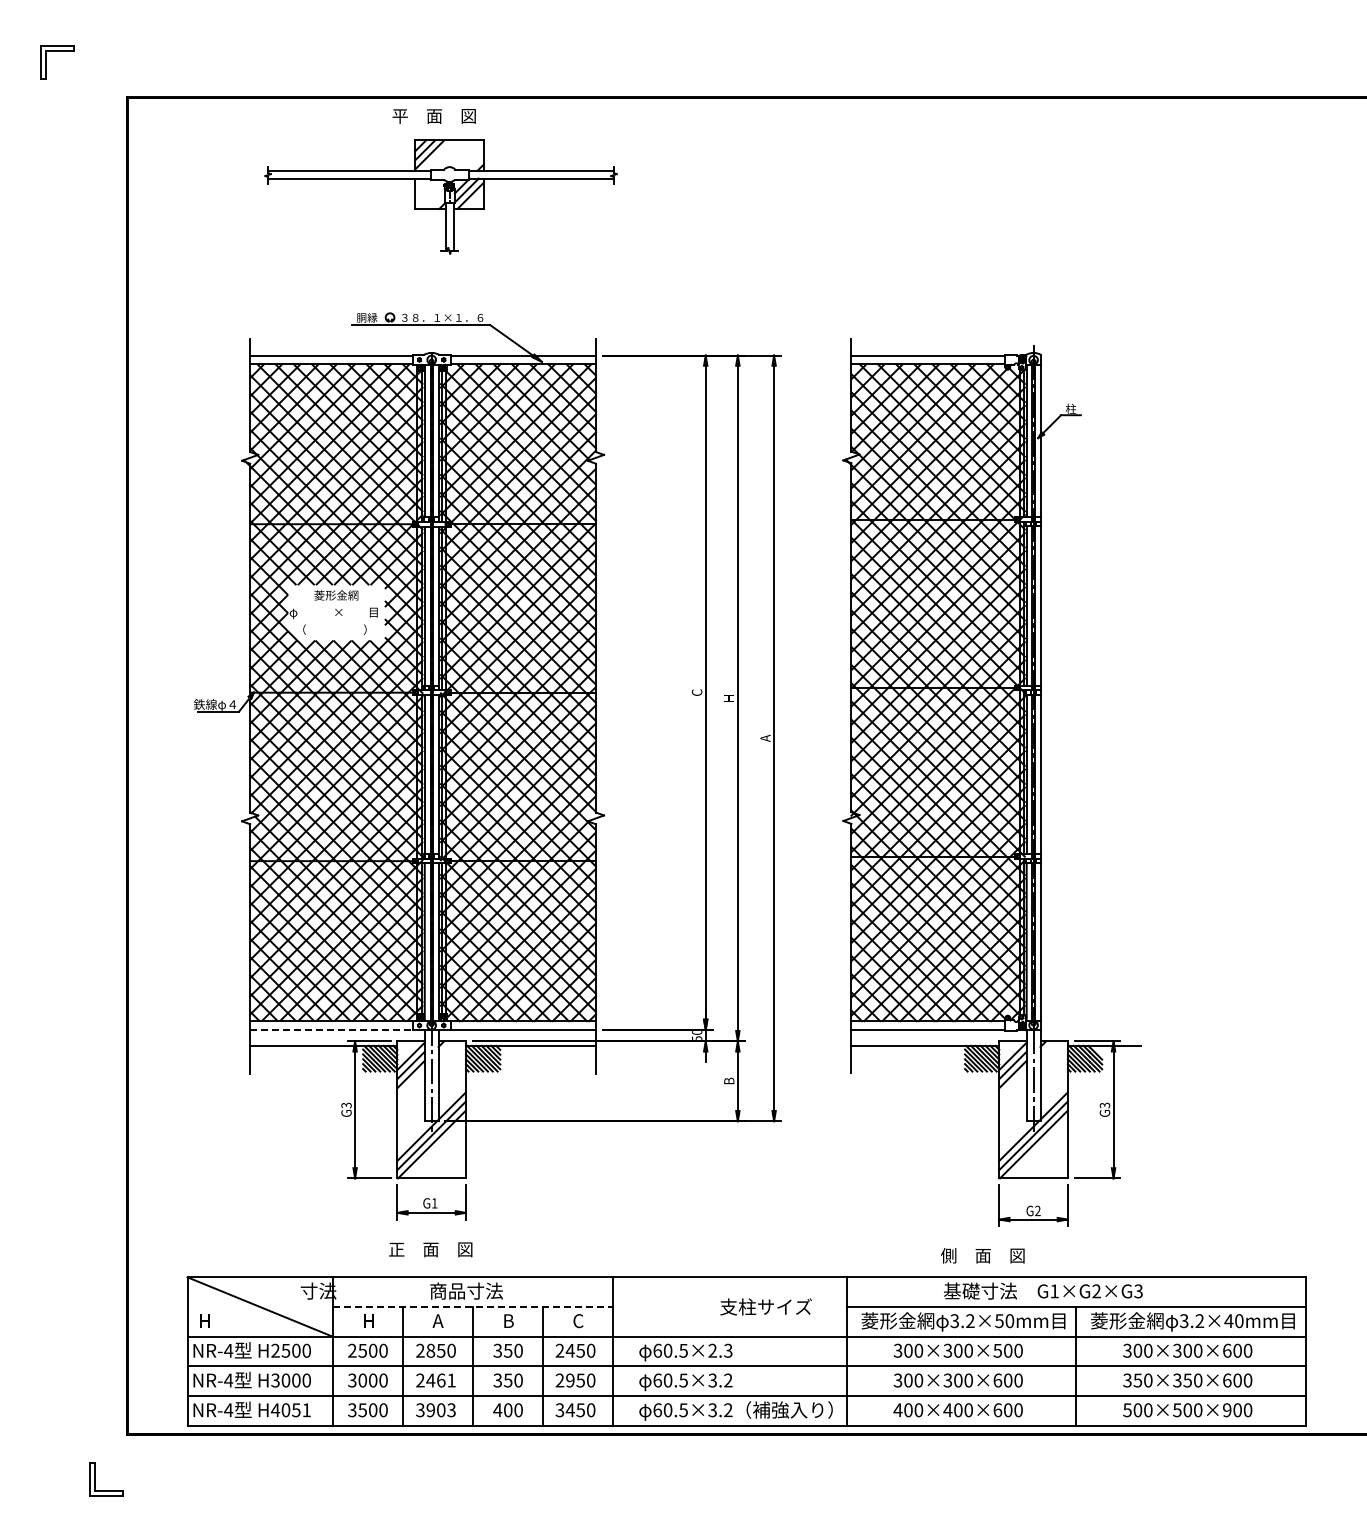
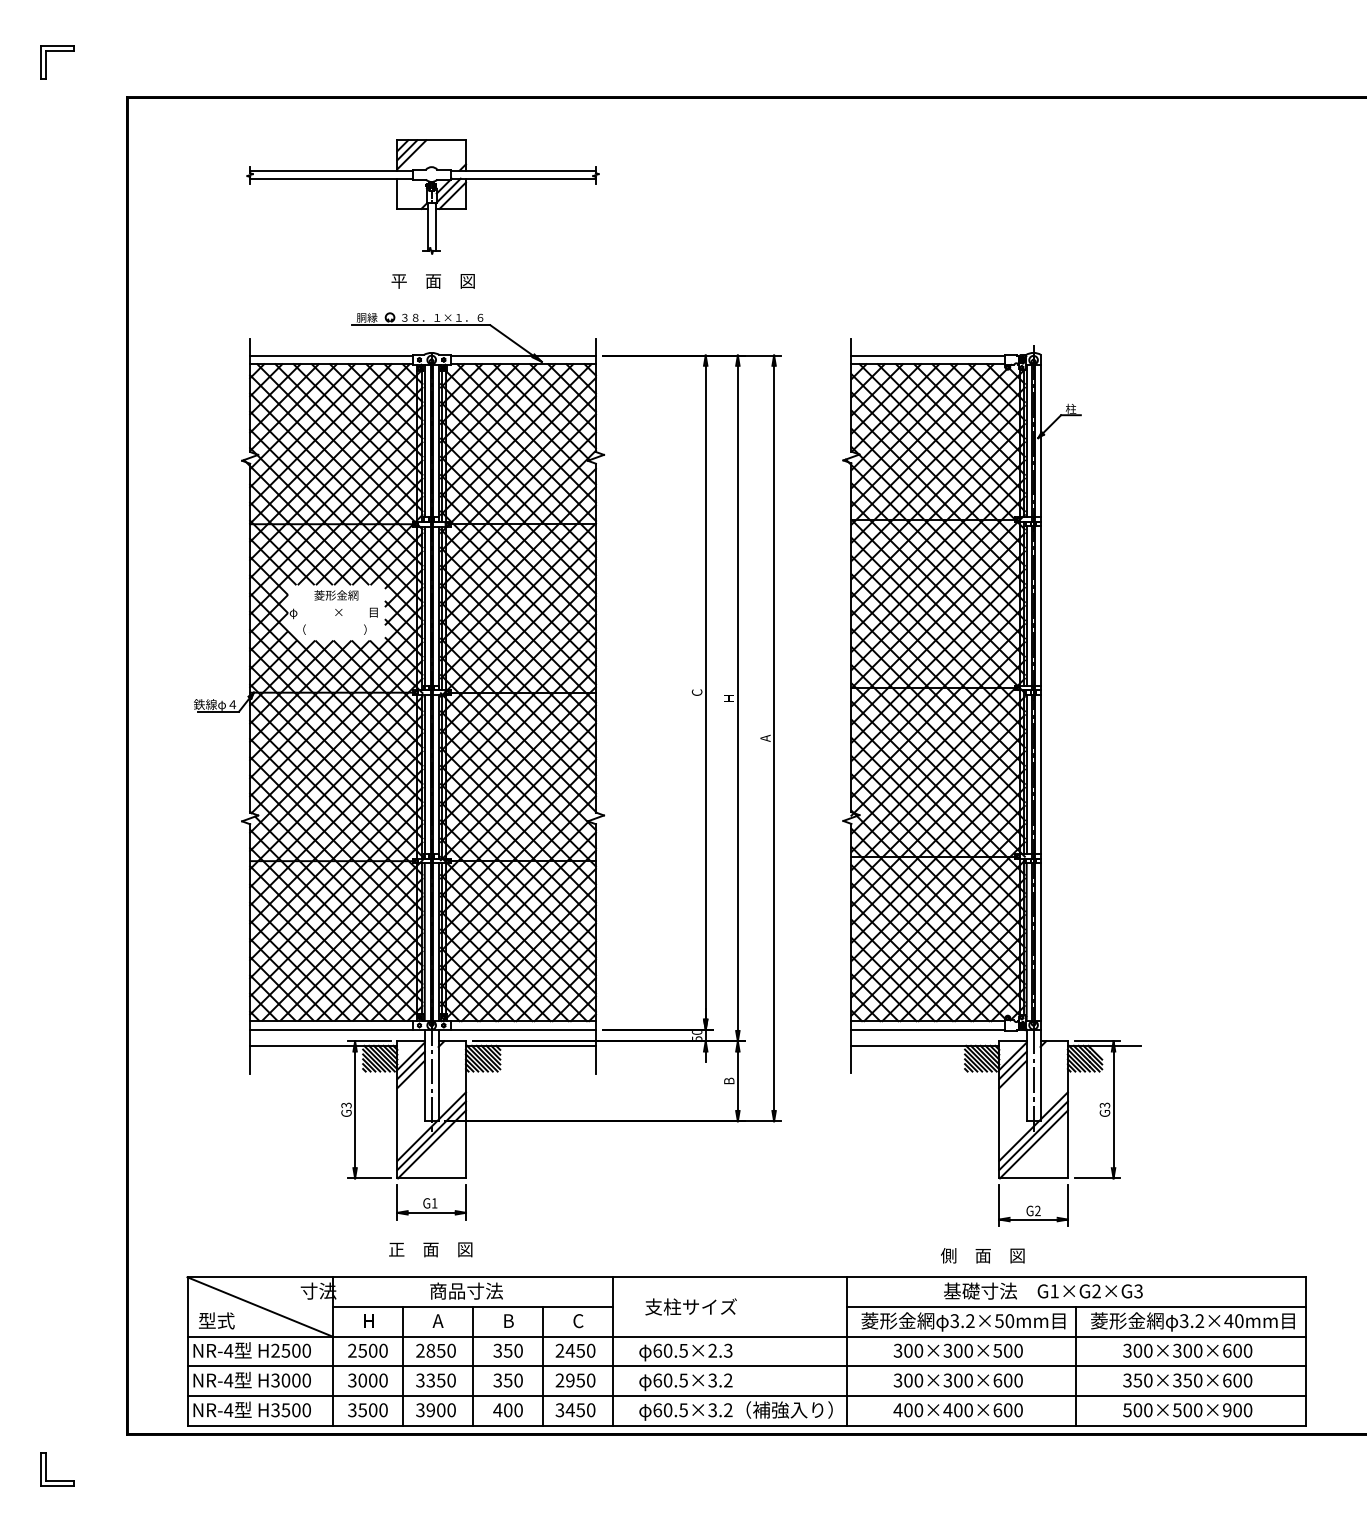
text position: (433, 116) -> (432, 281) (432, 281)
part position: (440, 196) -> (422, 196) (422, 196)
line: dashed -> solid (331, 1029)
text position: (765, 1306) -> (690, 1306) (690, 1306)
line: dashed -> solid (472, 1307)
text: H -> 型式 (216, 1320)
text: 2461 -> 3350 (435, 1380)
text: H4051 -> H3500 (290, 1410)
text: 3903 -> 3900 (451, 1410)
part position: (95, 1479) -> (46, 1469) (46, 1469)
